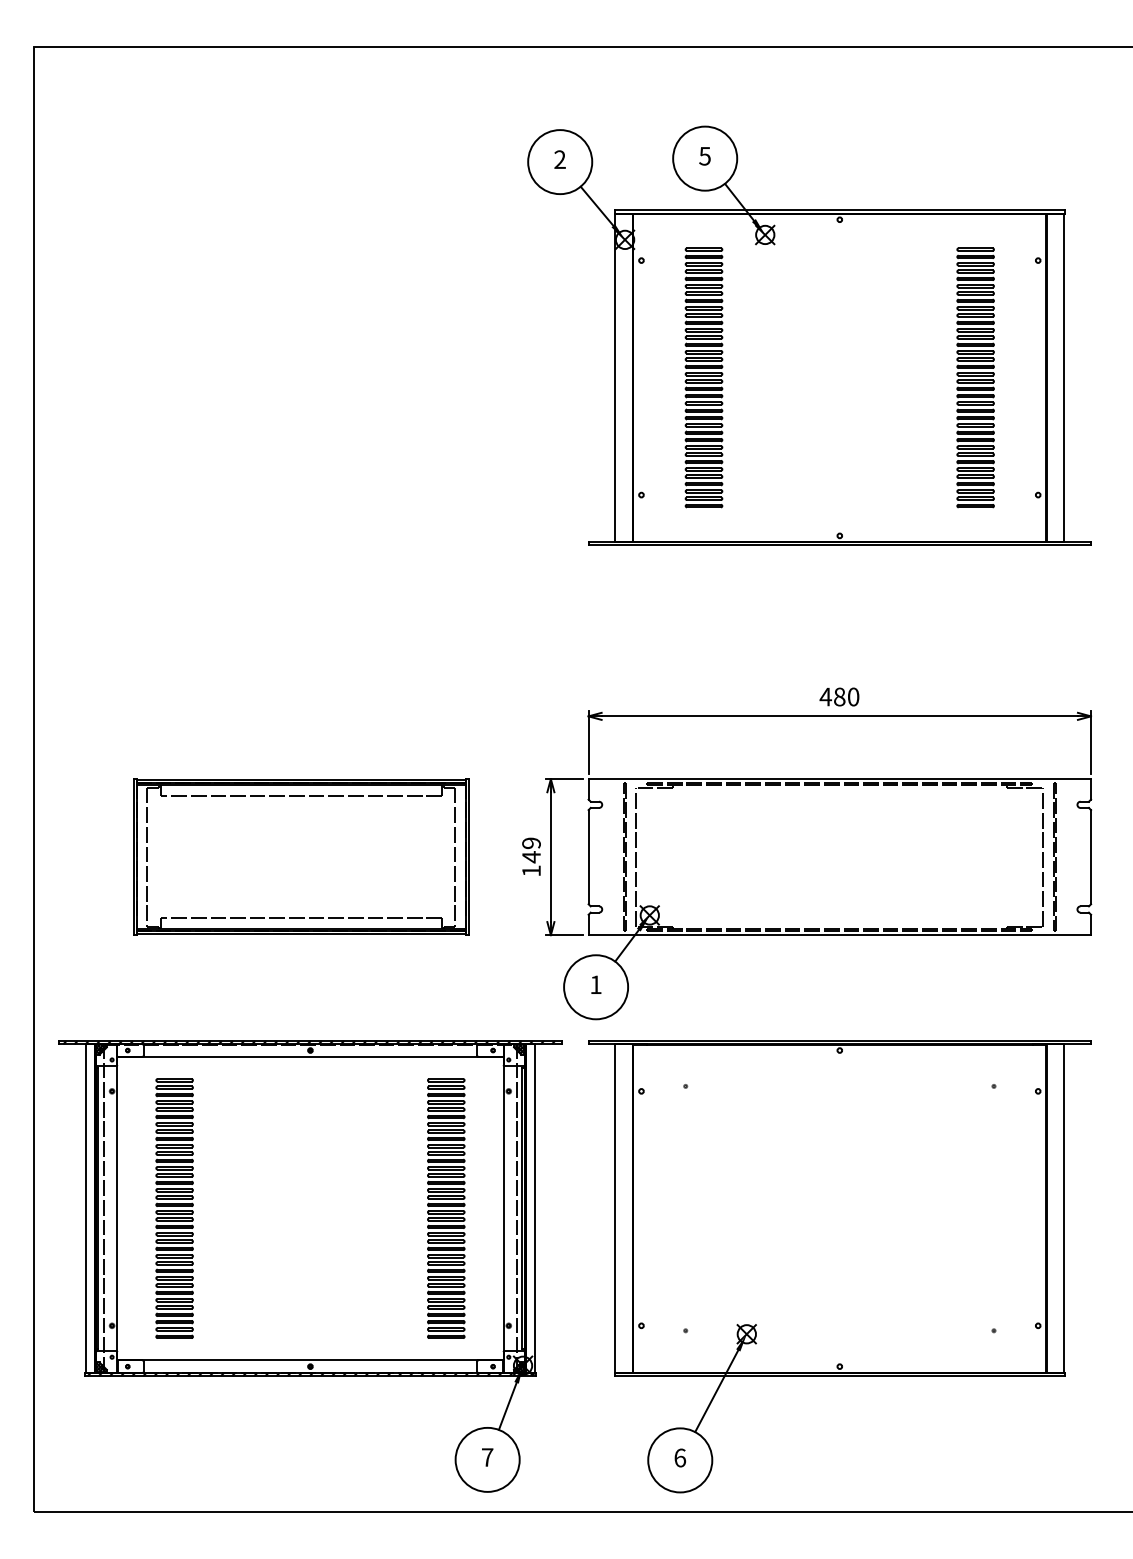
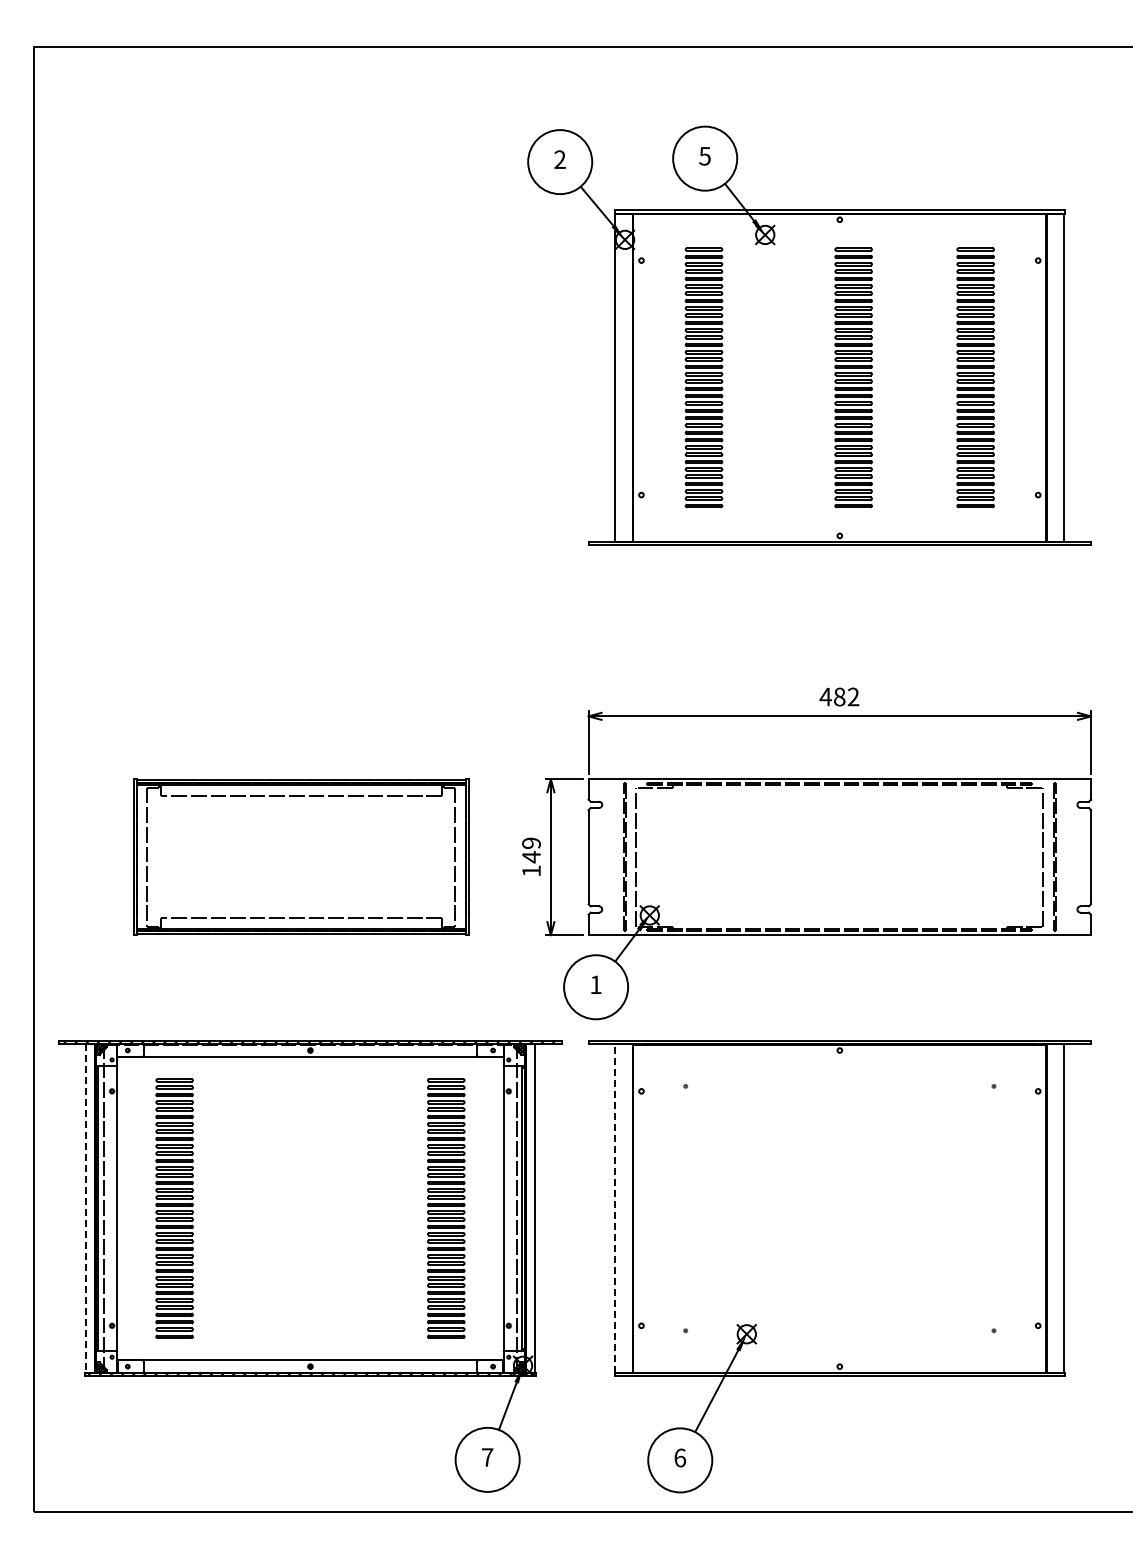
part: none -> present (853, 377)
text: 480 -> 482 (853, 696)
line: solid -> dashed (615, 1208)
line: solid -> dashed (85, 1209)
